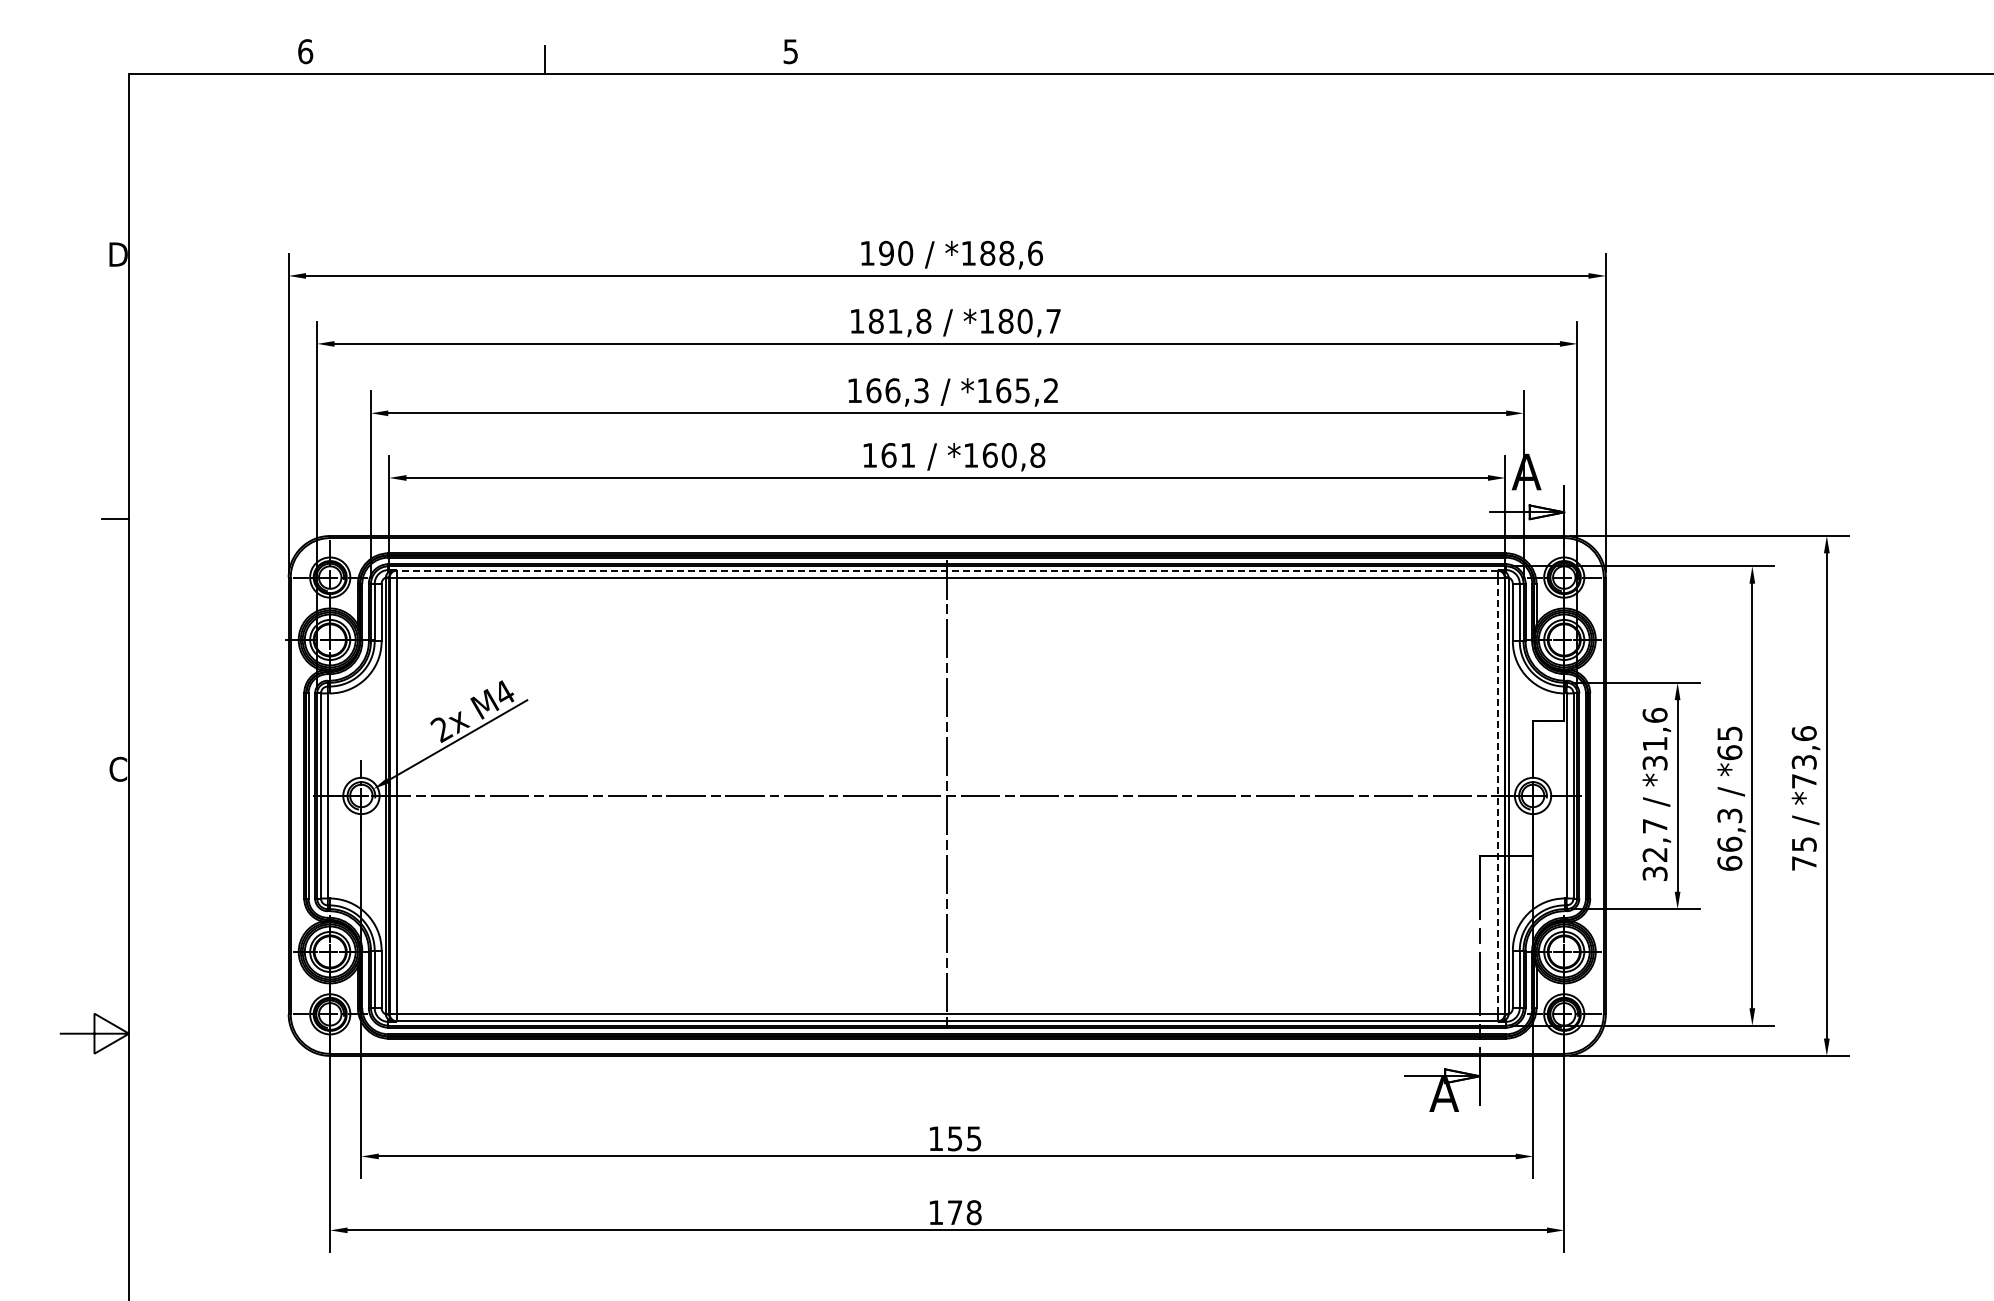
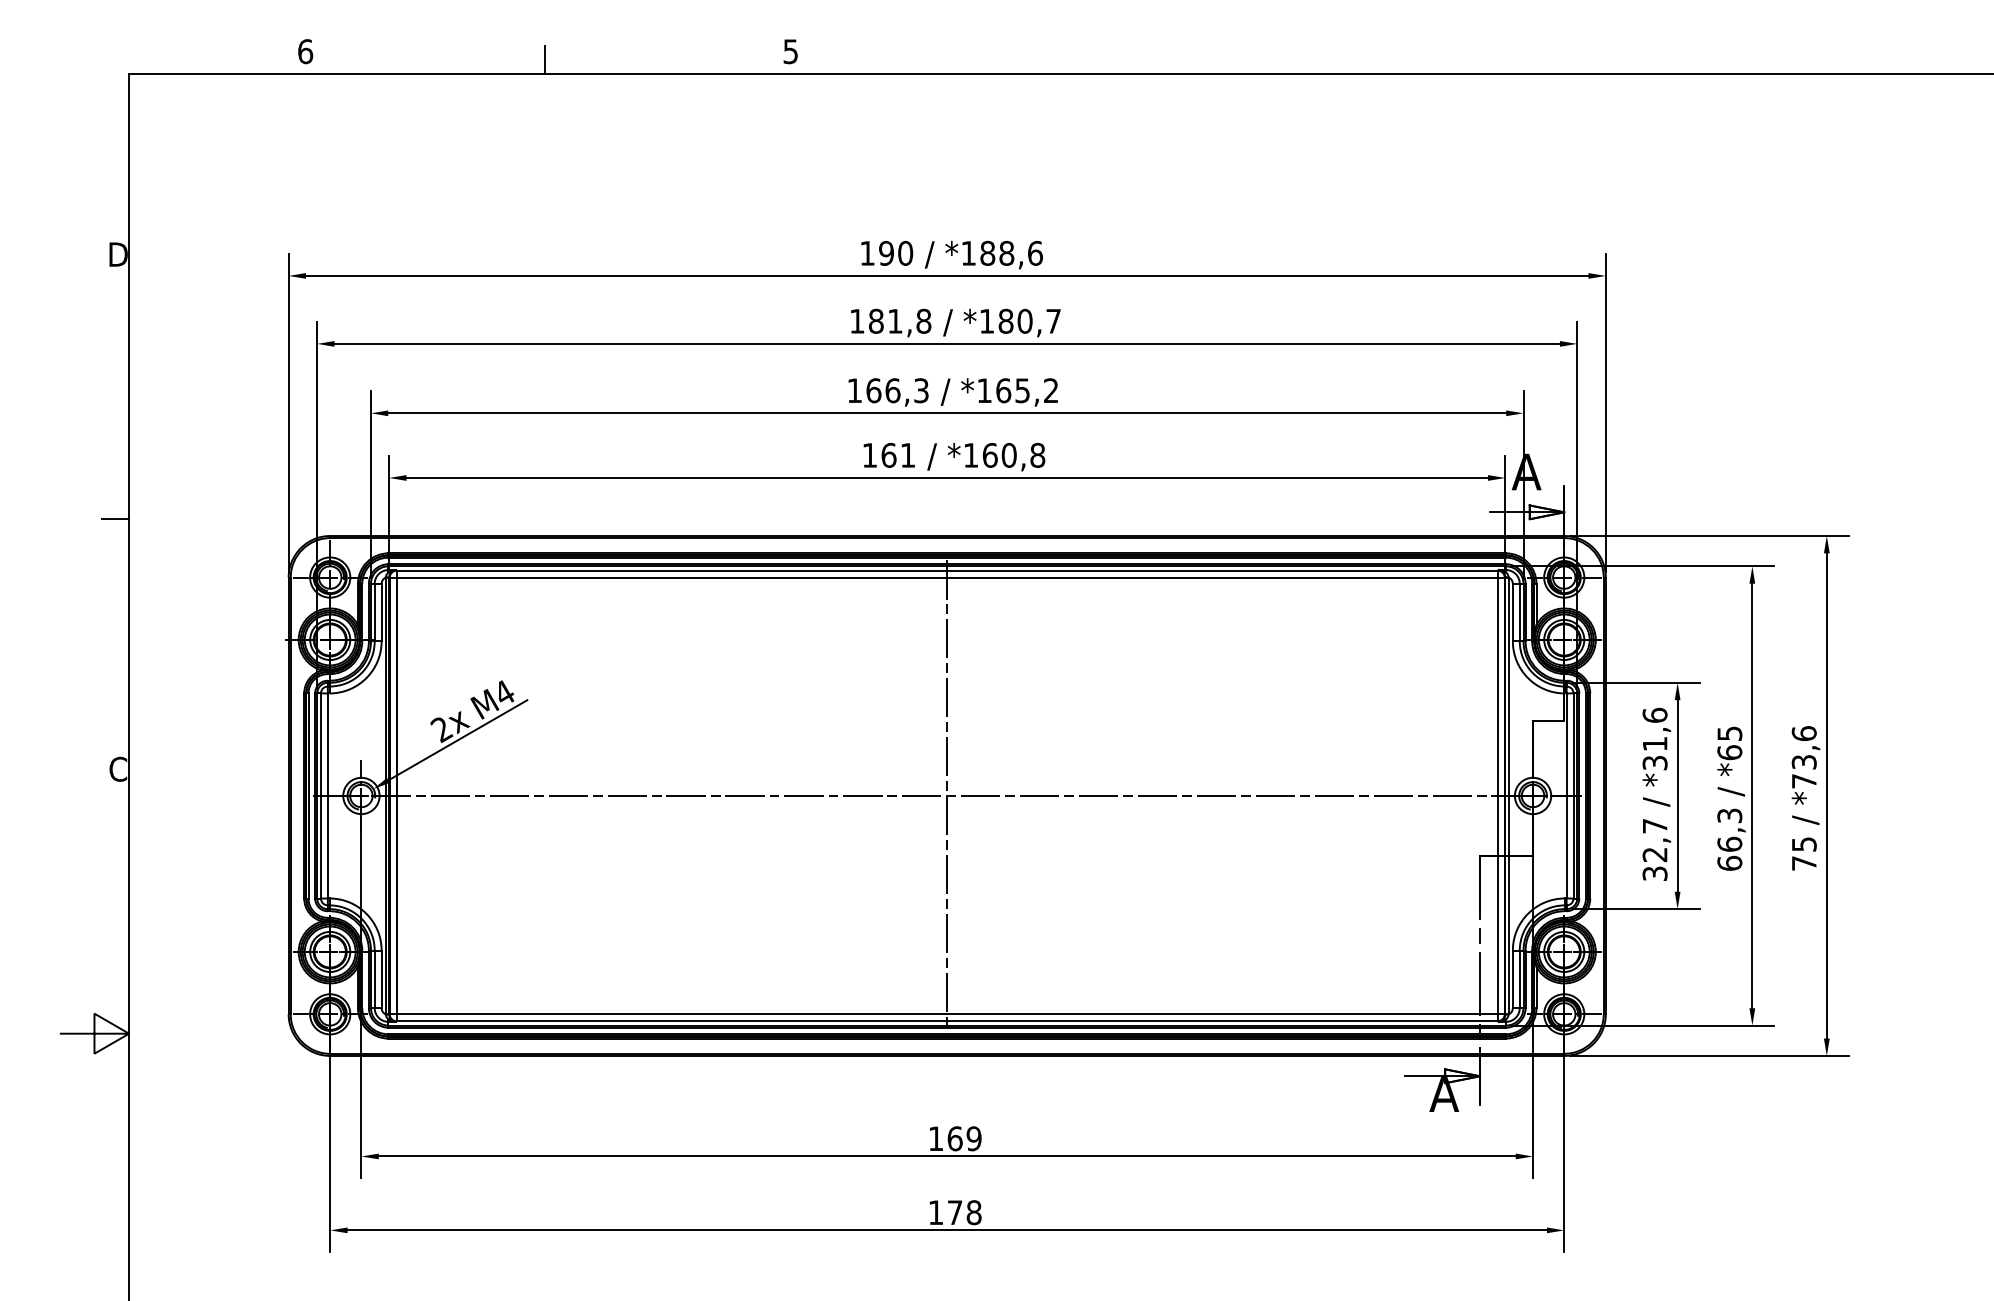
line: dashed -> solid (947, 570)
line: dashed -> solid (1497, 796)
text: 155 -> 169 (964, 1138)
